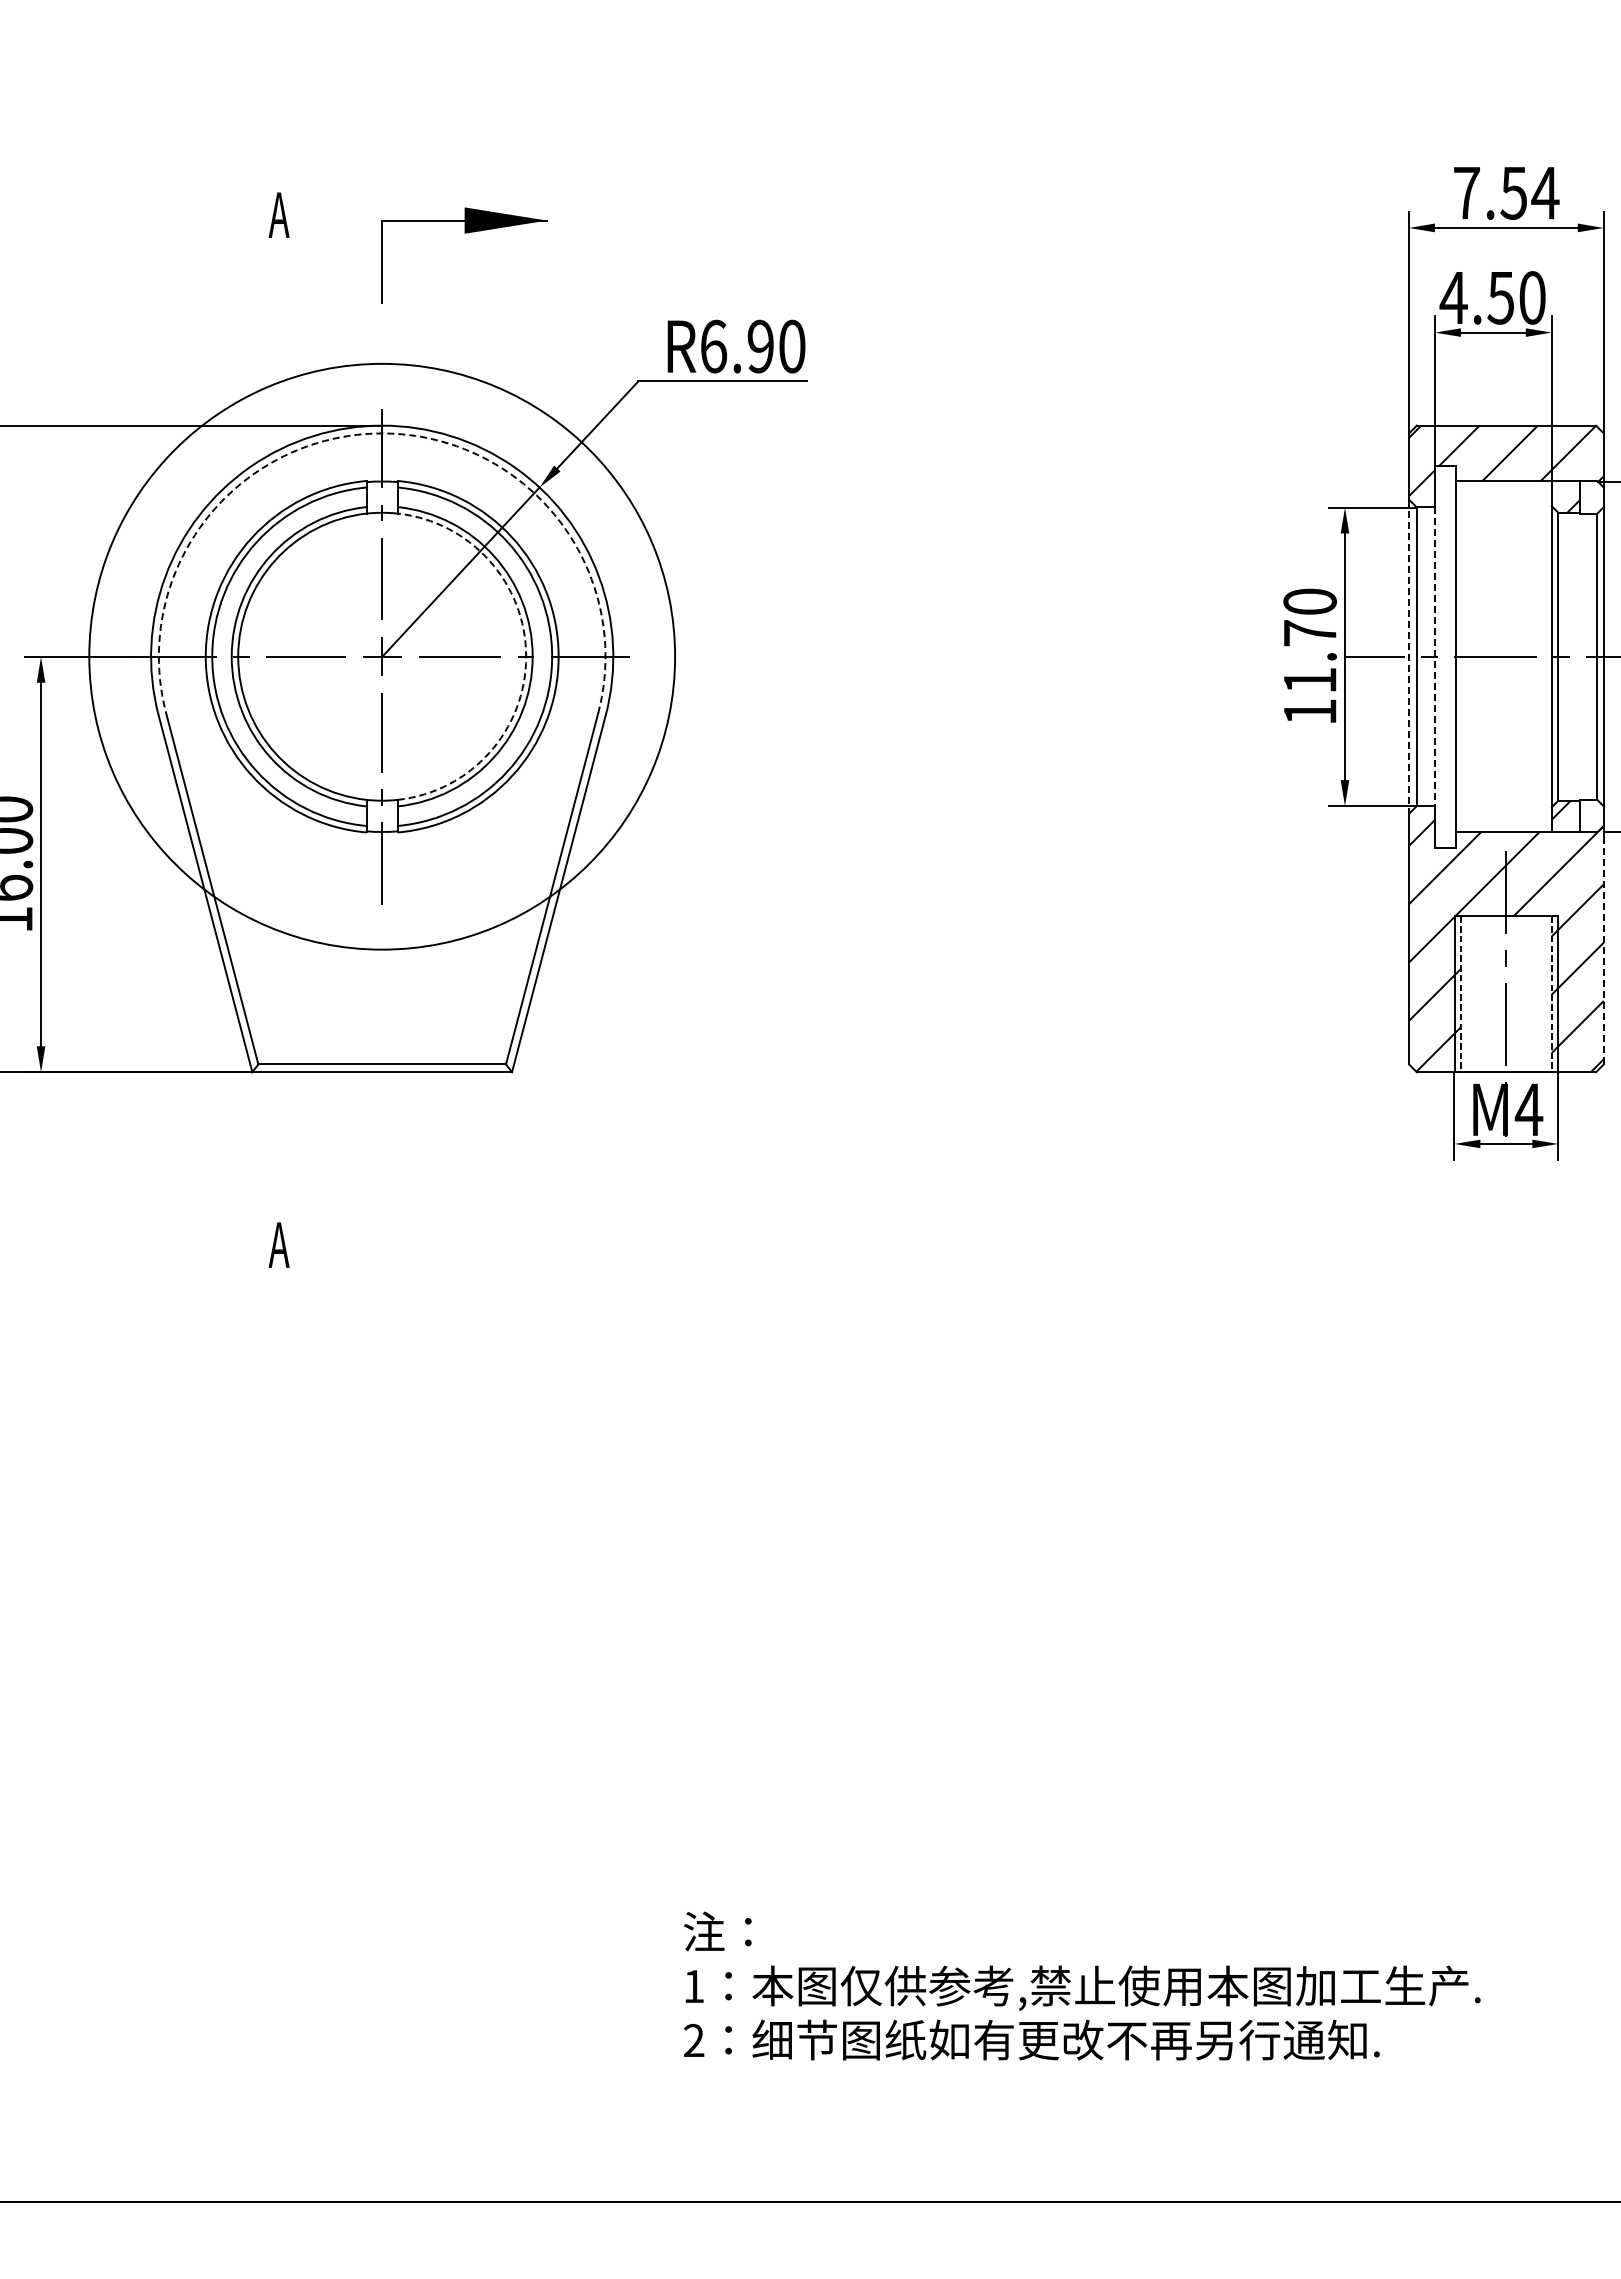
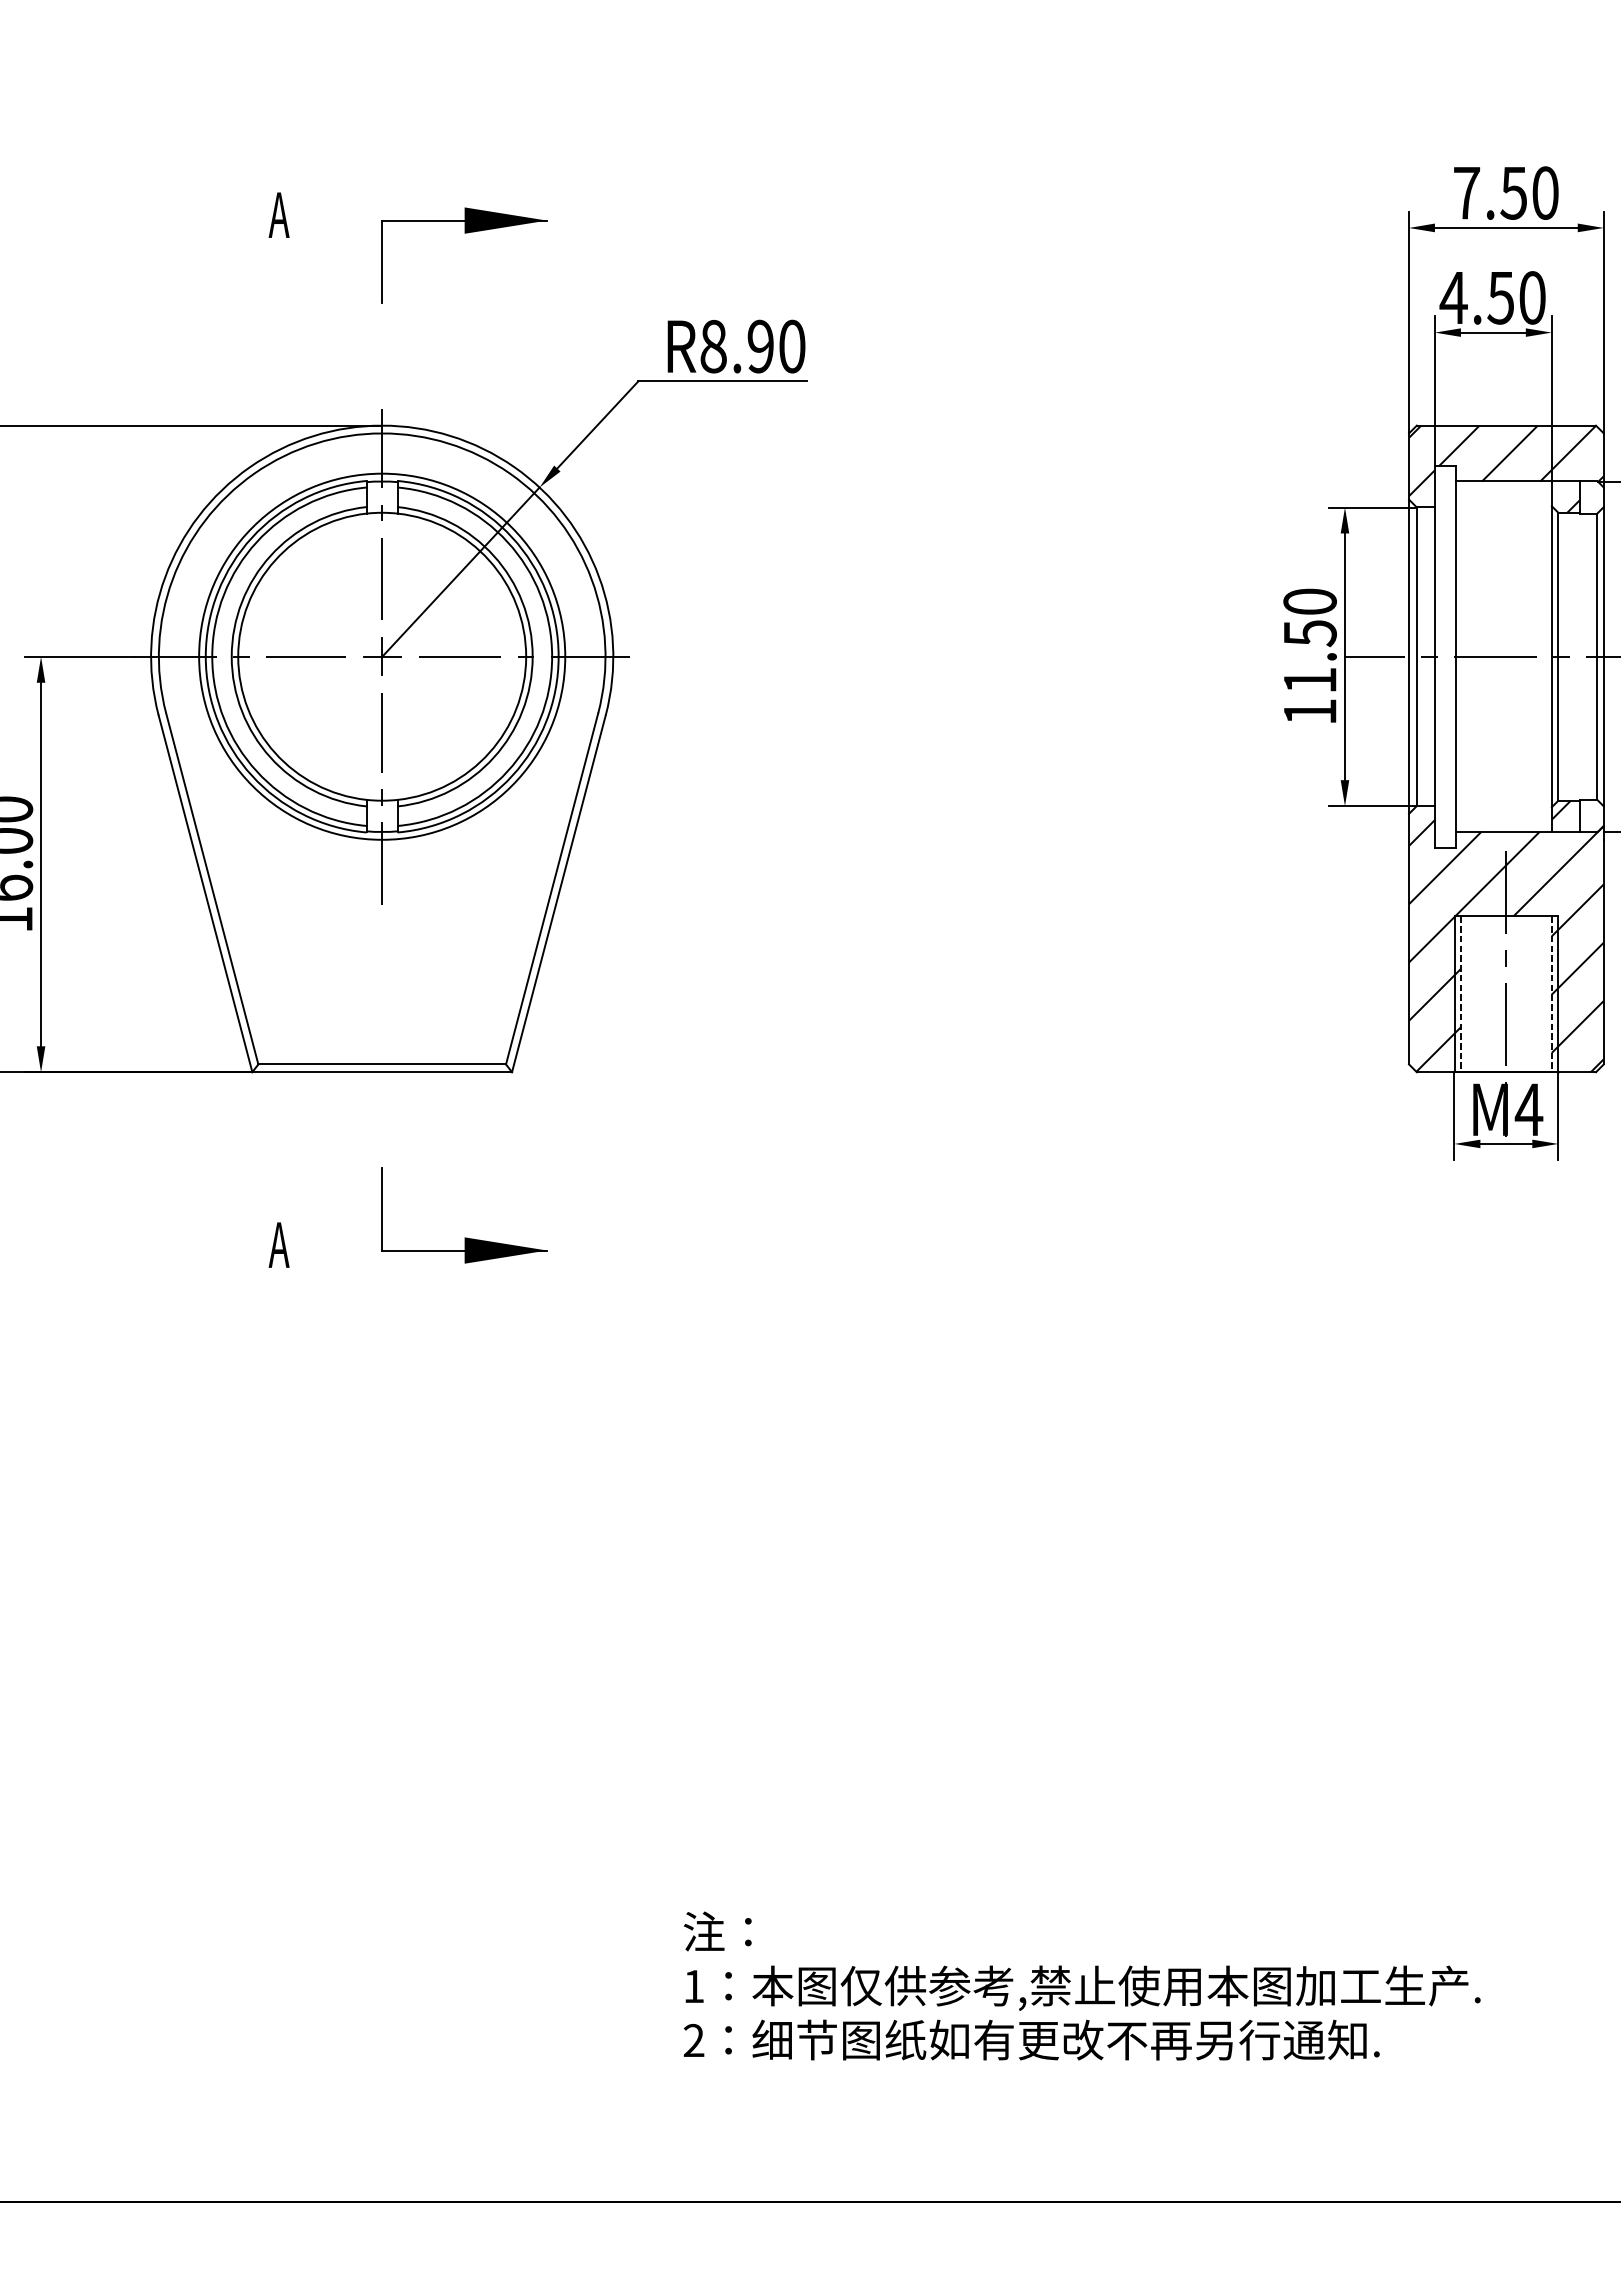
text: 7.54 -> 7.50 (1545, 192)
text: R6.90 -> R8.90 (713, 346)
arc: dashed -> solid (382, 433)
text: 11.70 -> 11.50 (1310, 633)
circle diameter: 586 px -> 366 px (382, 656)
arc: dashed -> solid (526, 656)
line: dashed -> solid (1409, 657)
line: dashed -> solid (1435, 657)
line: dashed -> solid (1603, 951)
part: none -> present (464, 1237)
